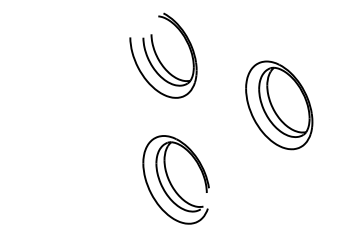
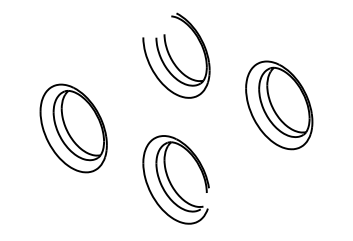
part position: (163, 55) -> (176, 55) (176, 55)
part: none -> present (73, 128)
